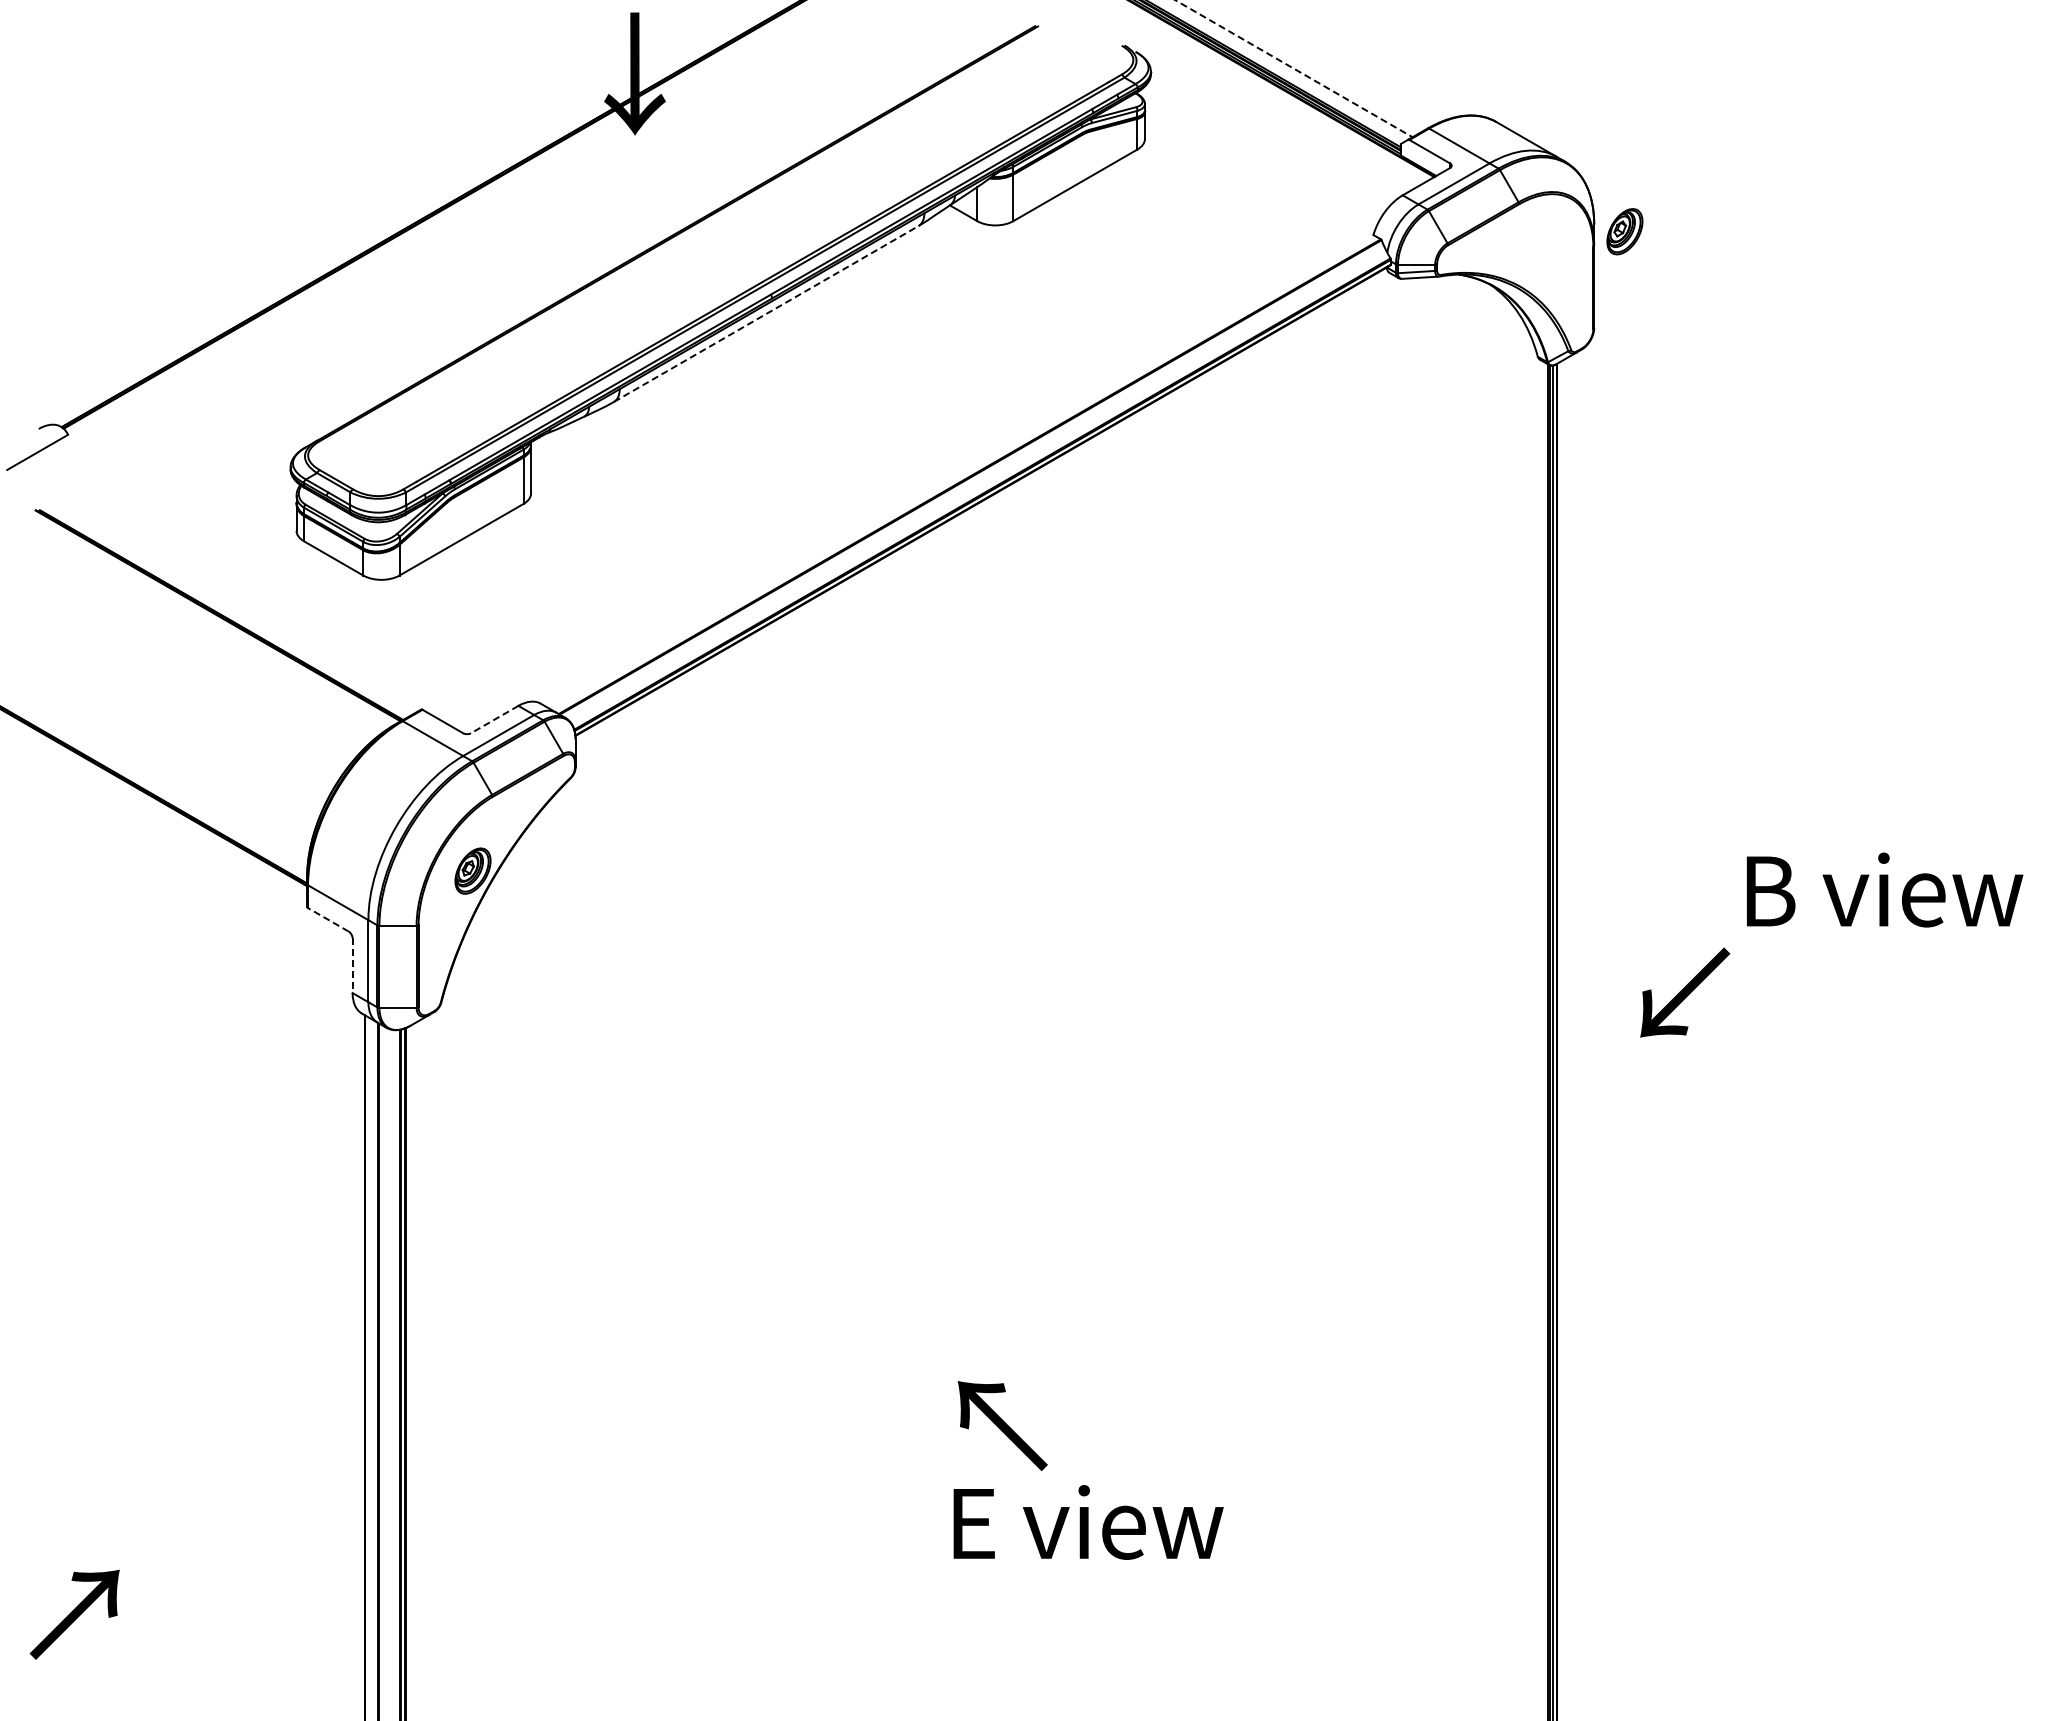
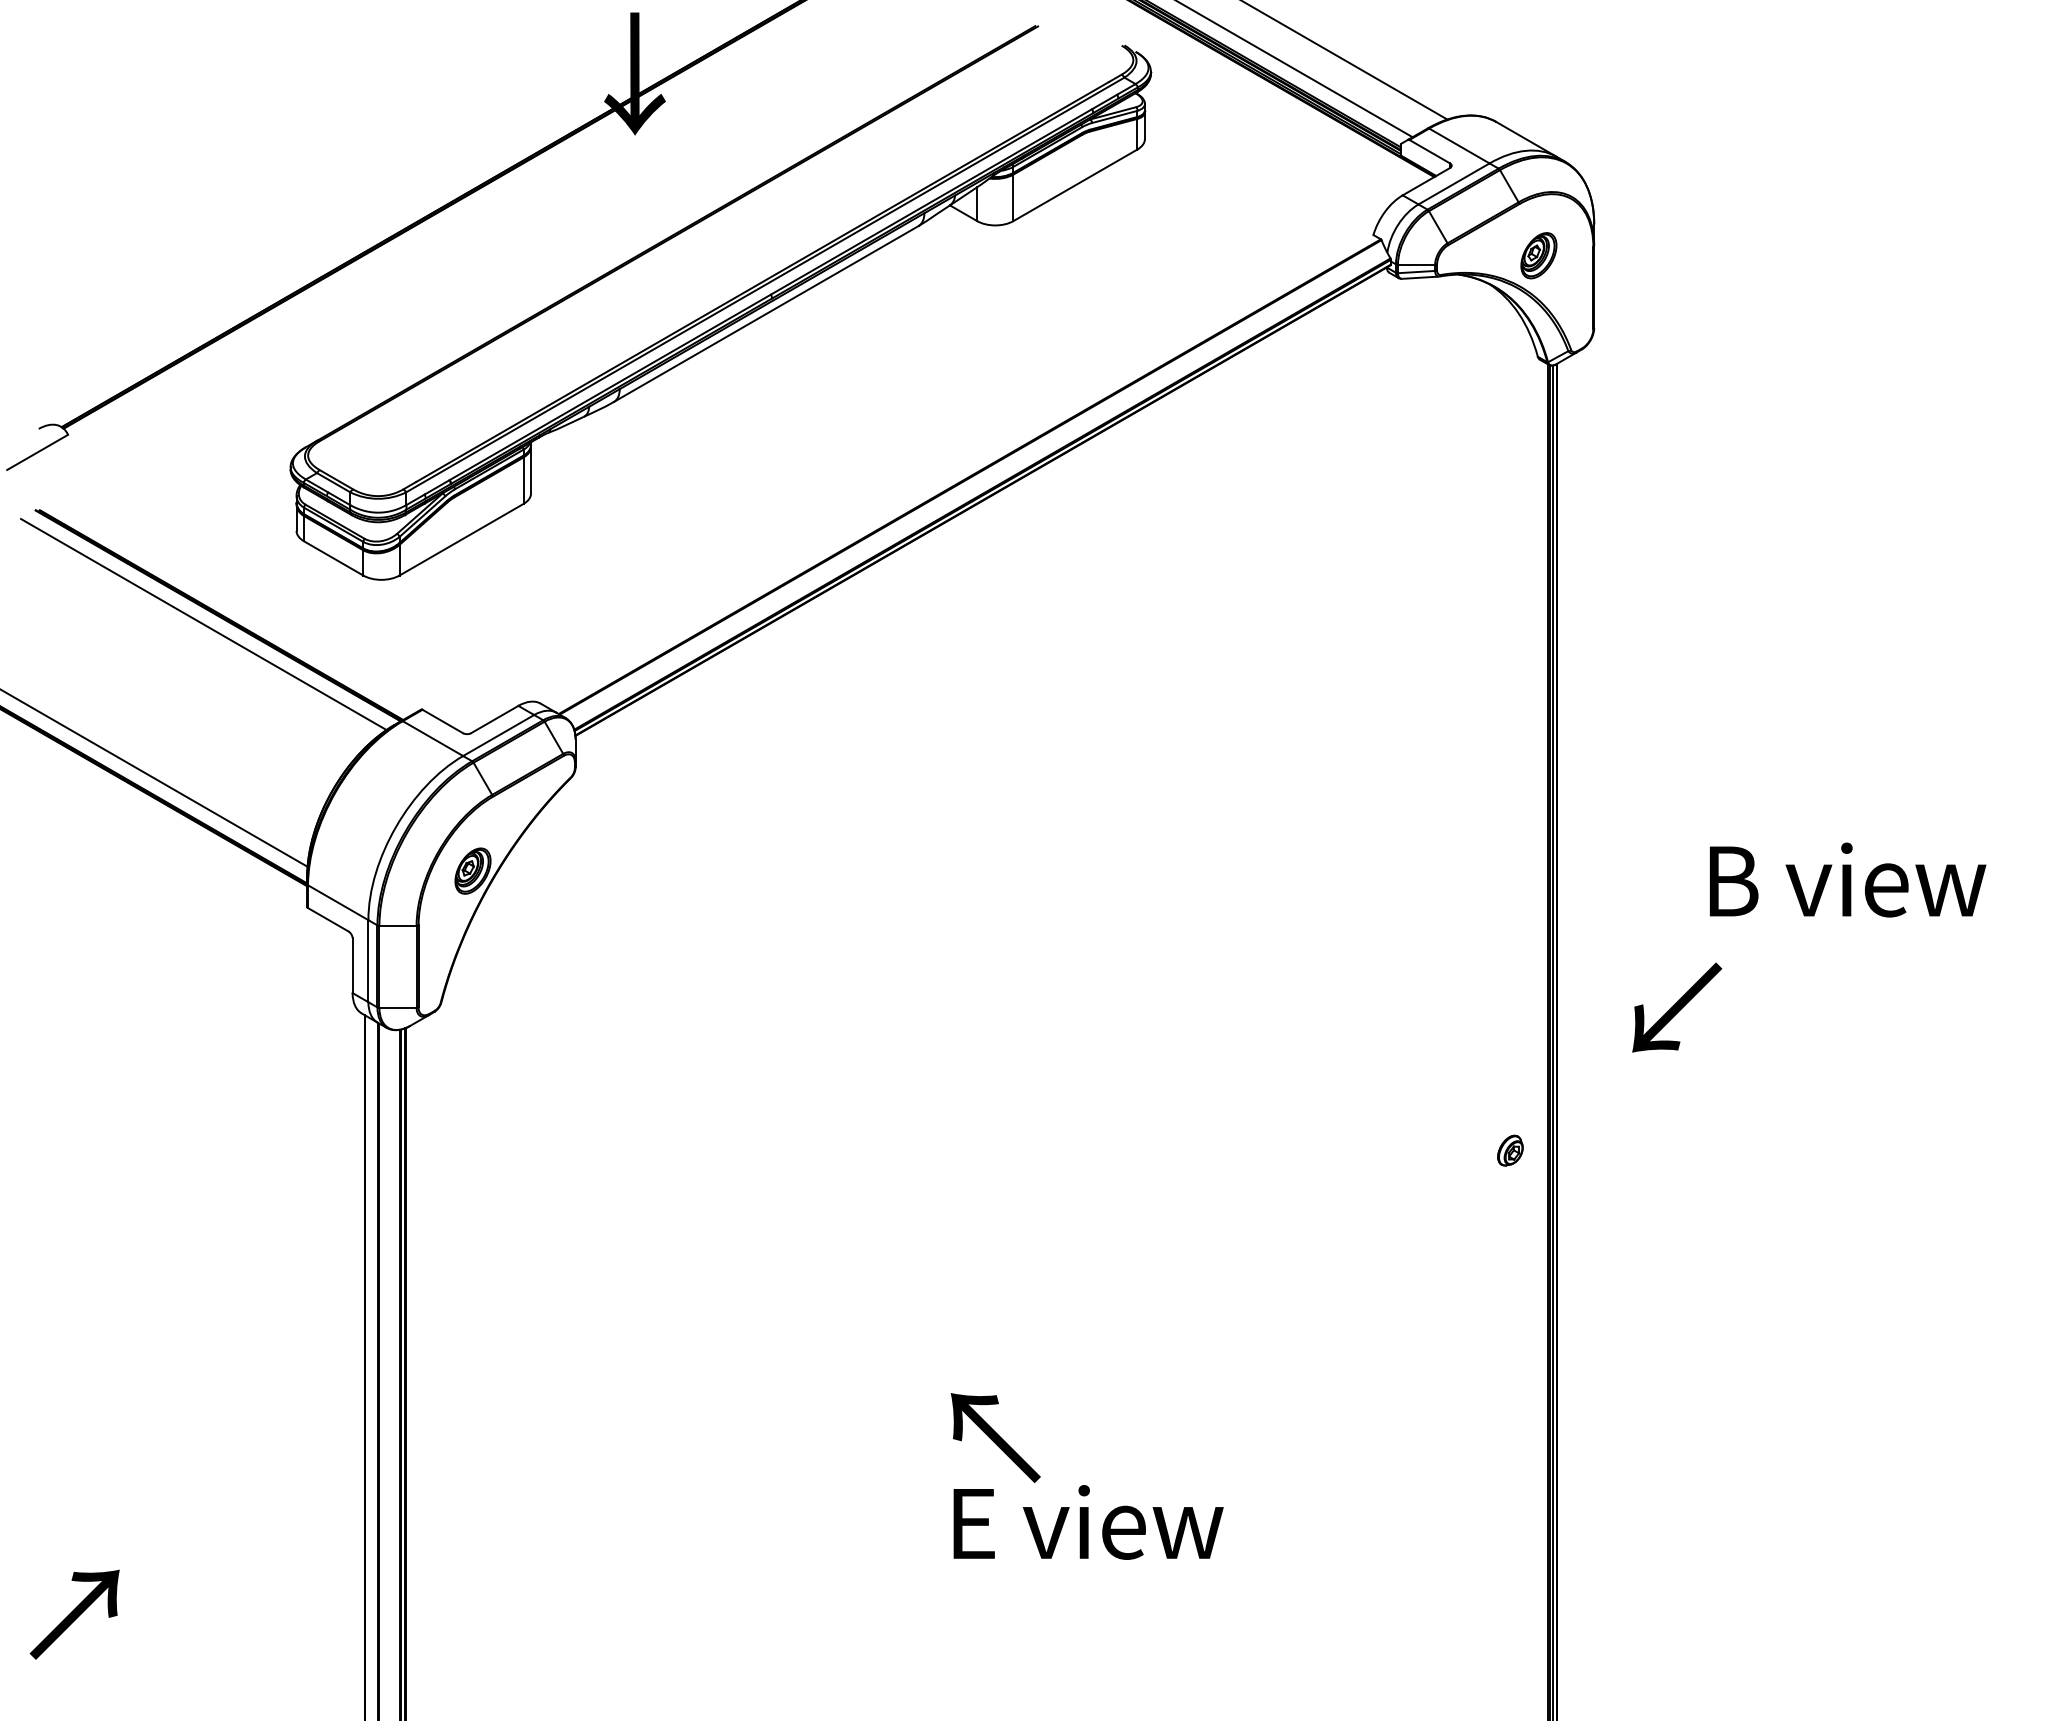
line: none -> present (1345, 60)
line: dashed -> solid (1294, 68)
part position: (1624, 231) -> (1538, 255) (1538, 255)
line: dashed -> solid (766, 314)
line: none -> present (203, 624)
line: dashed -> solid (494, 719)
line: none -> present (154, 778)
text position: (1885, 889) -> (1848, 879) (1848, 879)
line: dashed -> solid (327, 919)
line: dashed -> solid (352, 966)
text position: (1685, 992) -> (1677, 1007) (1677, 1007)
part: none -> present (1510, 1150)
text position: (1002, 1425) -> (995, 1437) (995, 1437)
